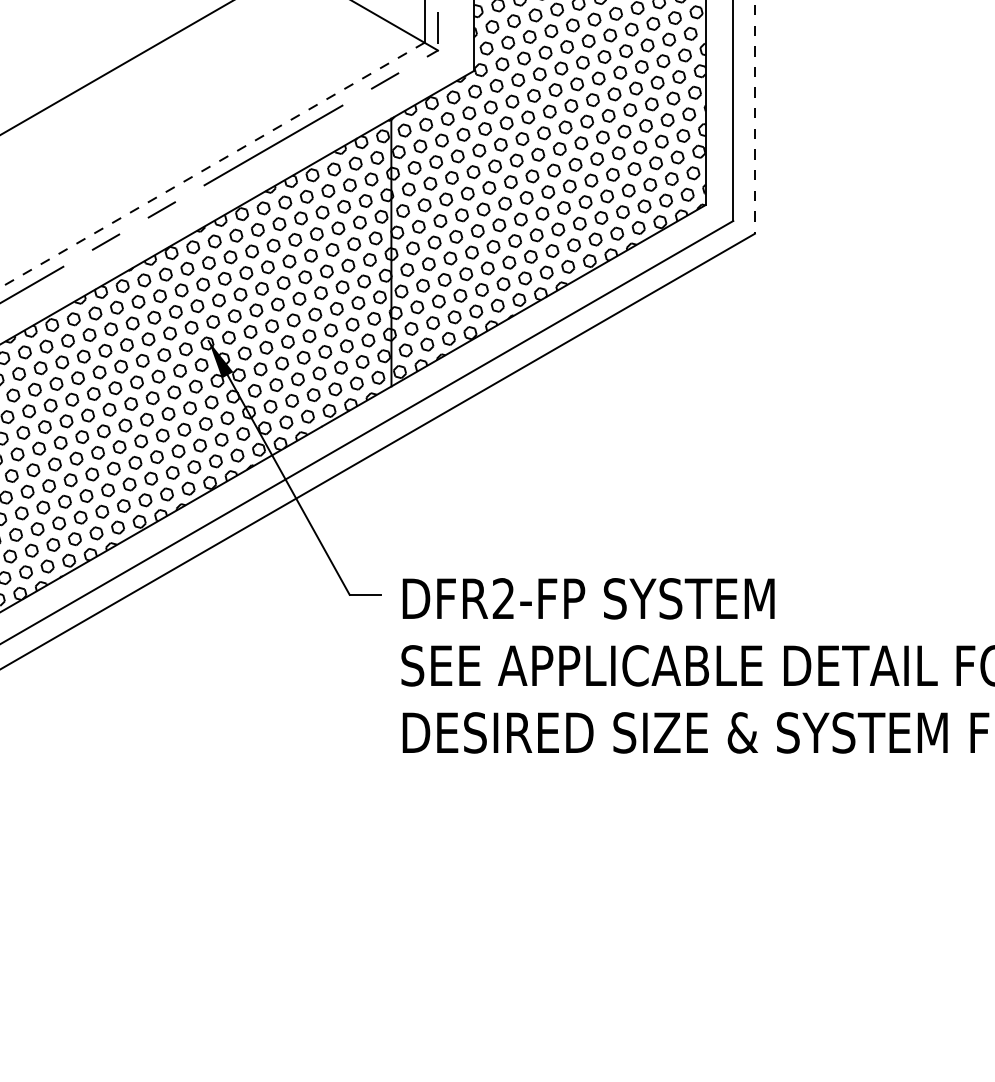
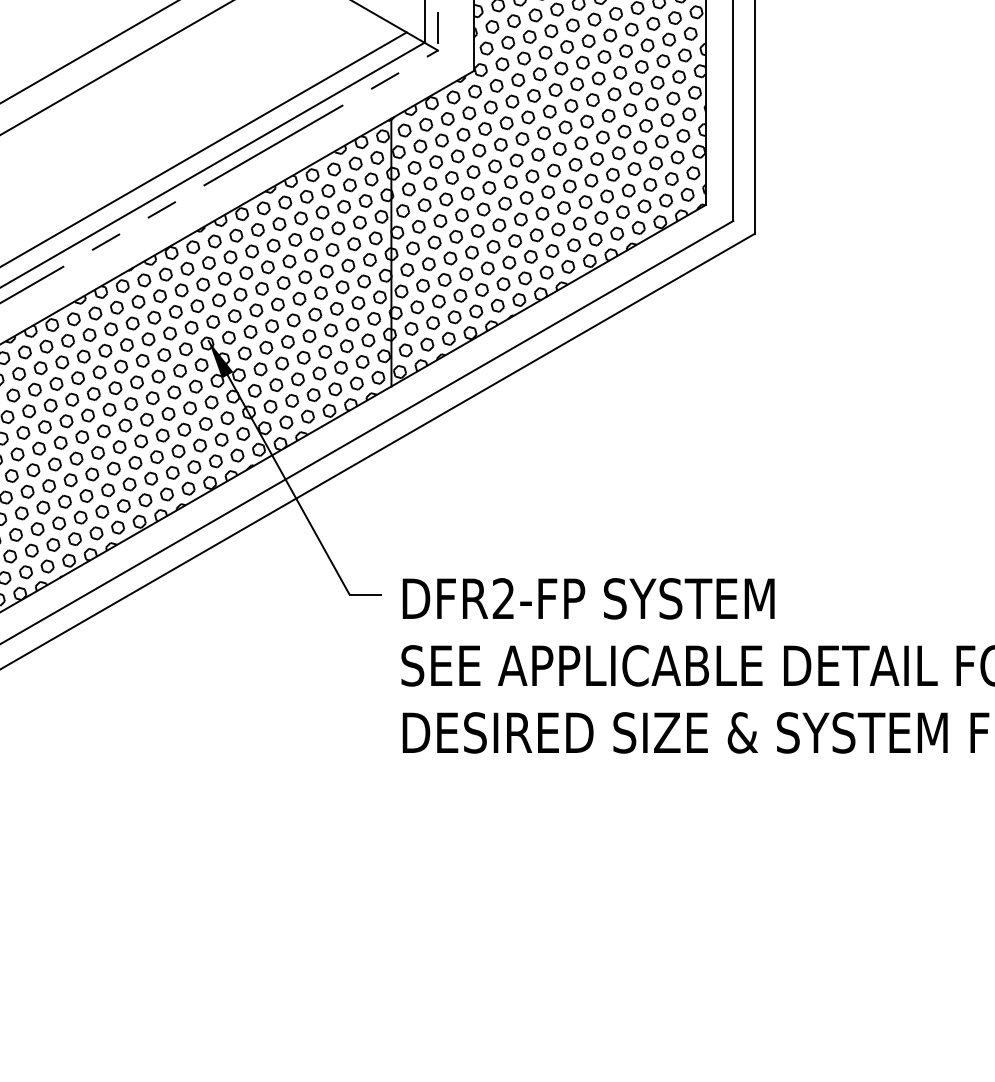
line: none -> present (88, 52)
line: dashed -> solid (754, 116)
line: none -> present (204, 149)
line: dashed -> solid (212, 165)
